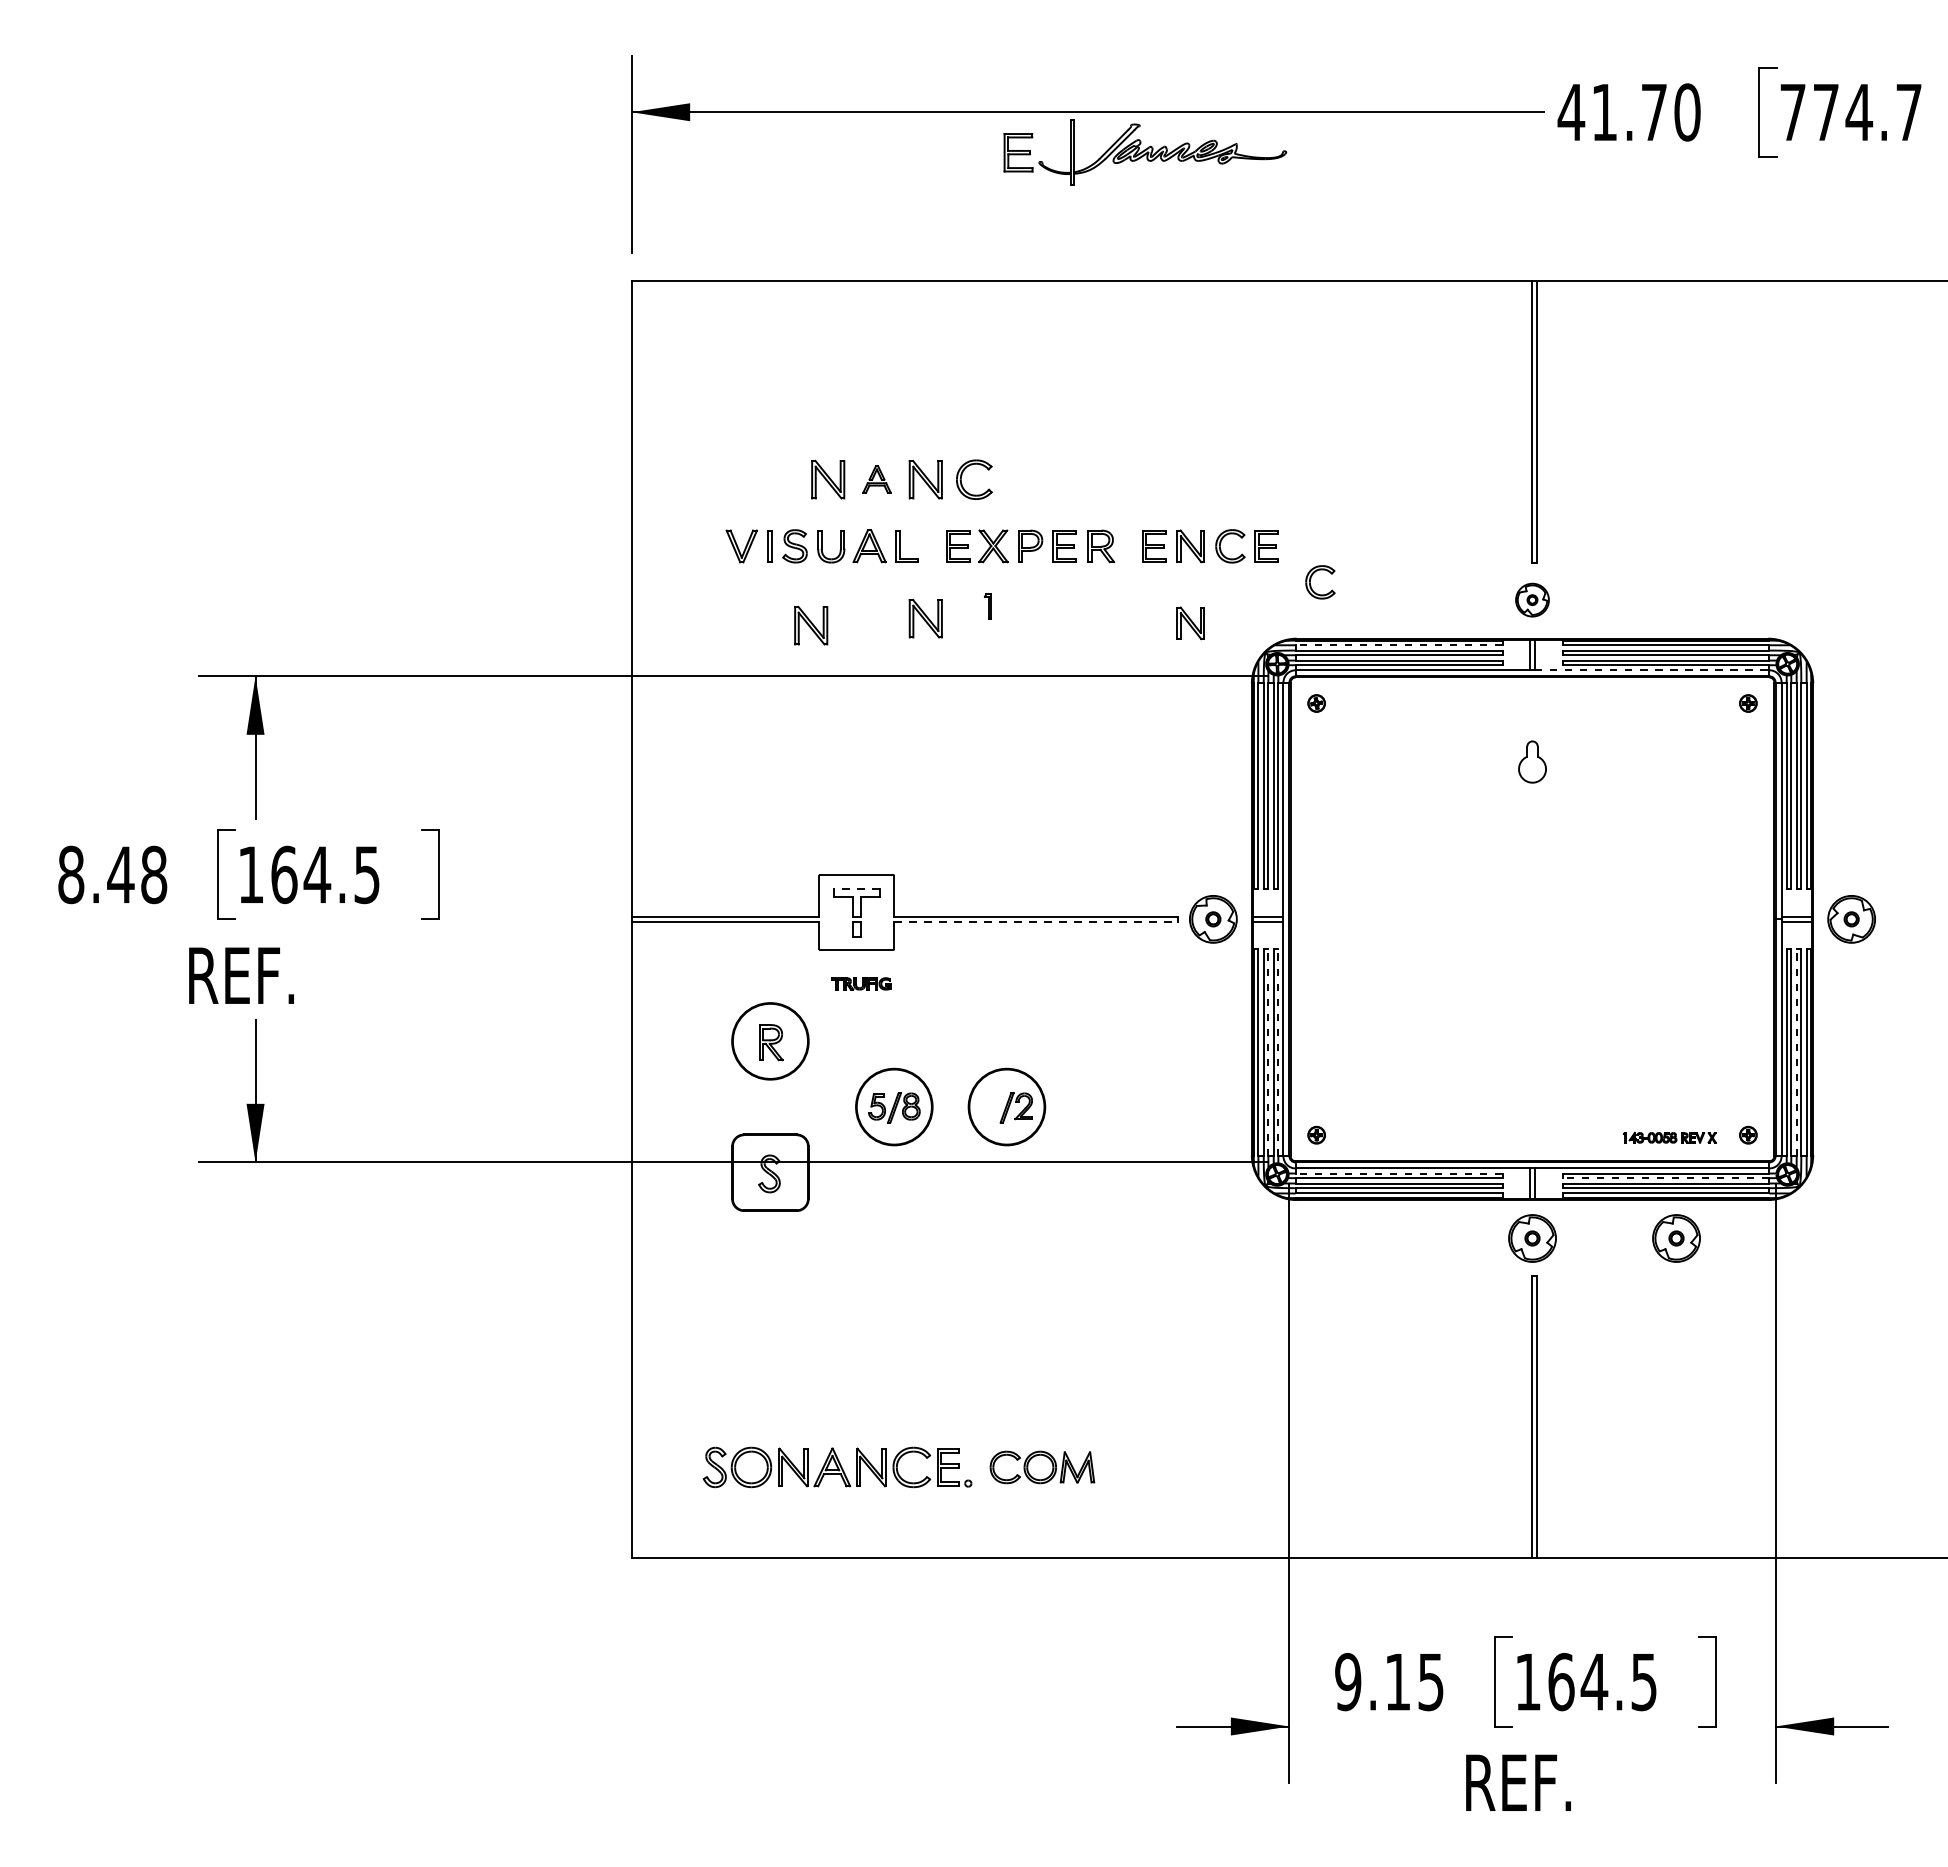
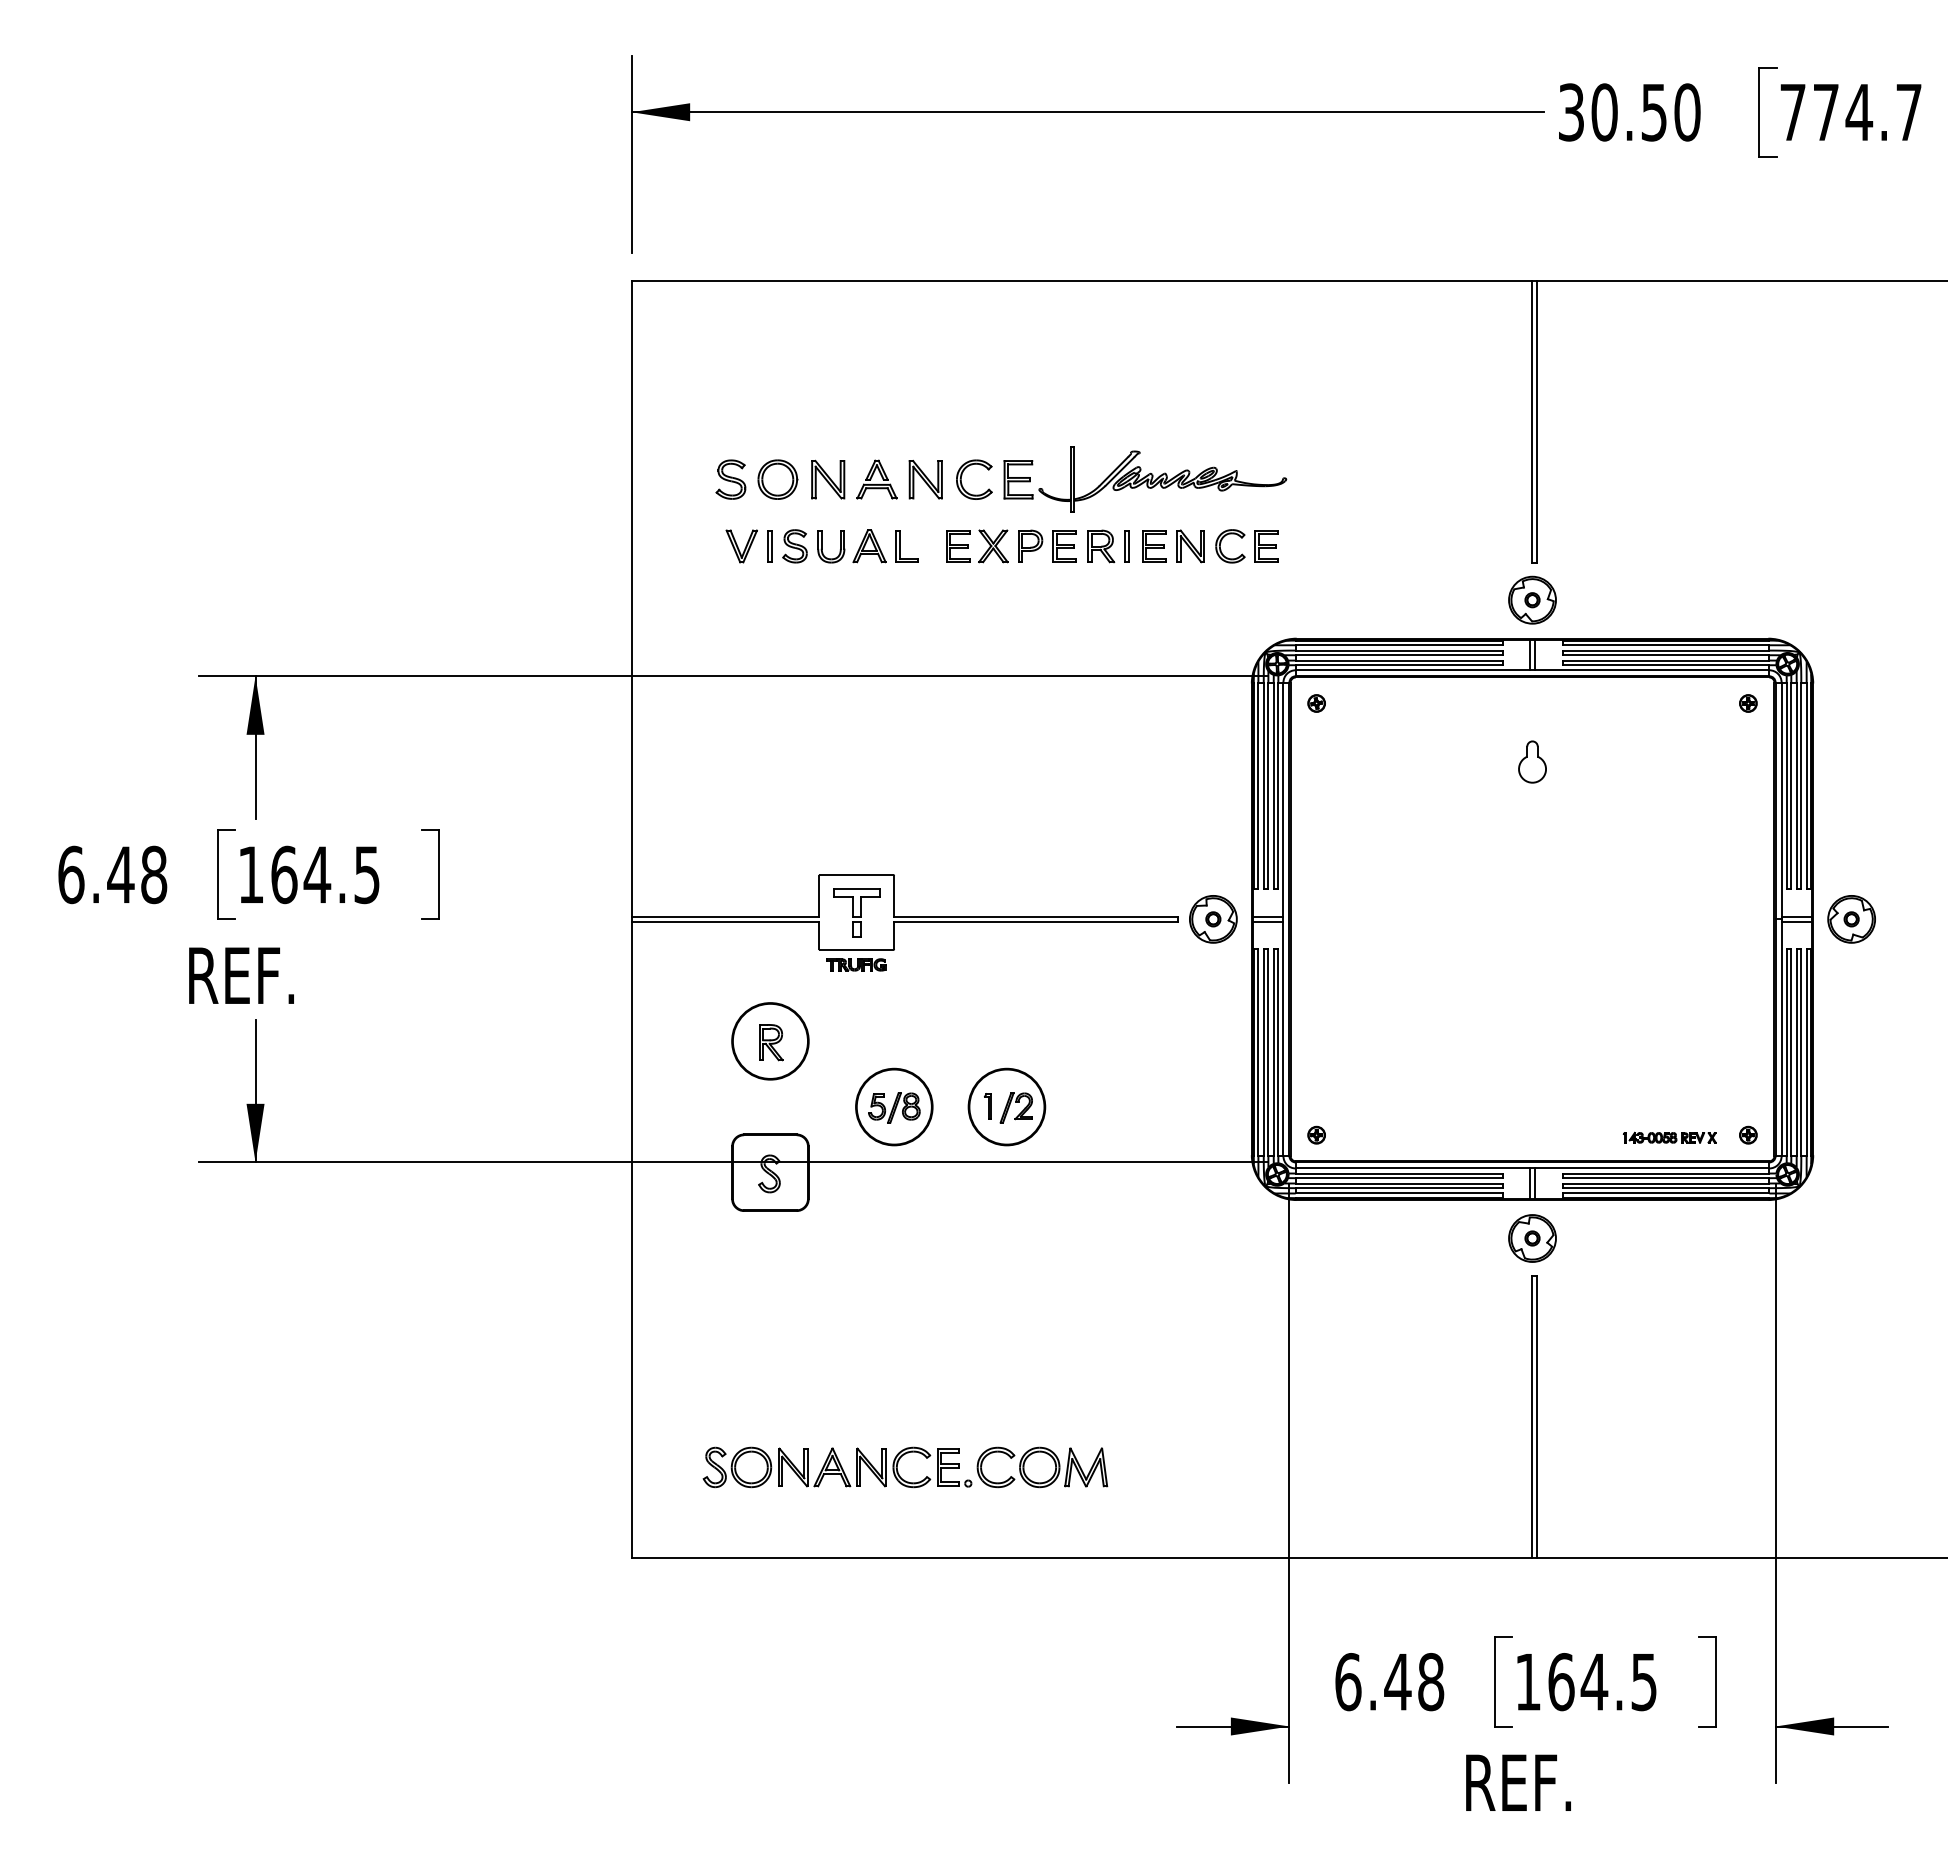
text: 41.70 -> 30.50 (1611, 112)
part position: (1145, 152) -> (1145, 479) (1145, 479)
part: none -> present (730, 479)
part: none -> present (777, 479)
part size: 30x29 px -> 42x41 px (876, 479)
part: none -> present (1126, 546)
part: present -> none (1311, 579)
part size: 35x36 px -> 49x50 px (1532, 599)
part position: (987, 606) -> (987, 1106) (987, 1106)
part: present -> none (925, 618)
part: present -> none (1190, 623)
part: present -> none (811, 625)
line: dashed -> solid (1398, 645)
line: dashed -> solid (1652, 670)
text: 8.48 -> 6.48 (71, 874)
line: dashed -> solid (856, 888)
line: dashed -> solid (1035, 921)
part position: (861, 983) -> (856, 964) (856, 964)
line: dashed -> solid (1268, 1052)
line: dashed -> solid (1278, 1052)
line: dashed -> solid (1796, 1052)
line: dashed -> solid (1398, 1173)
line: dashed -> solid (1665, 1178)
part: present -> none (1676, 1238)
part size: 107x35 px -> 133x43 px (1042, 1467)
text: 9.15 -> 6.48 (1389, 1682)
